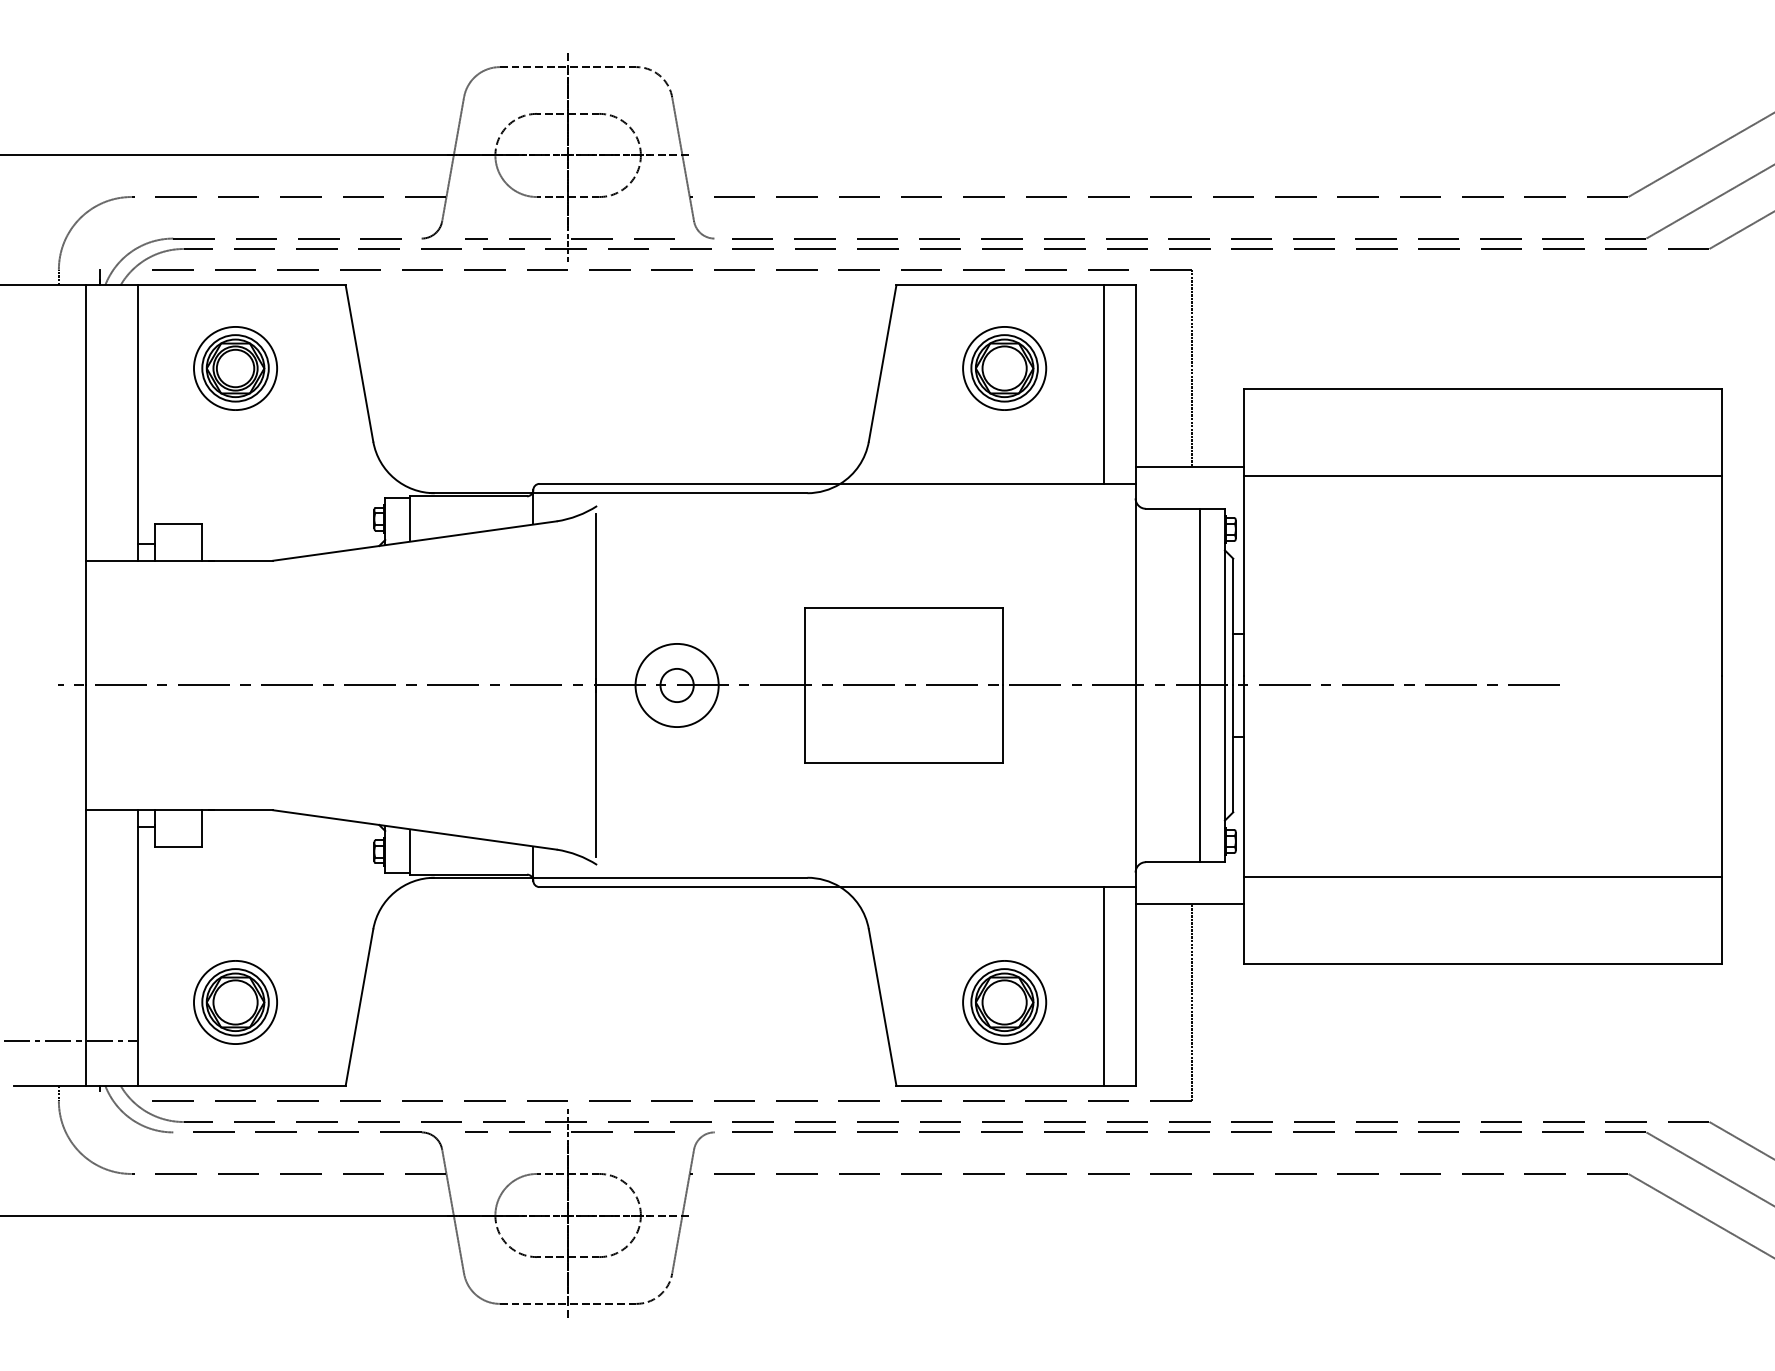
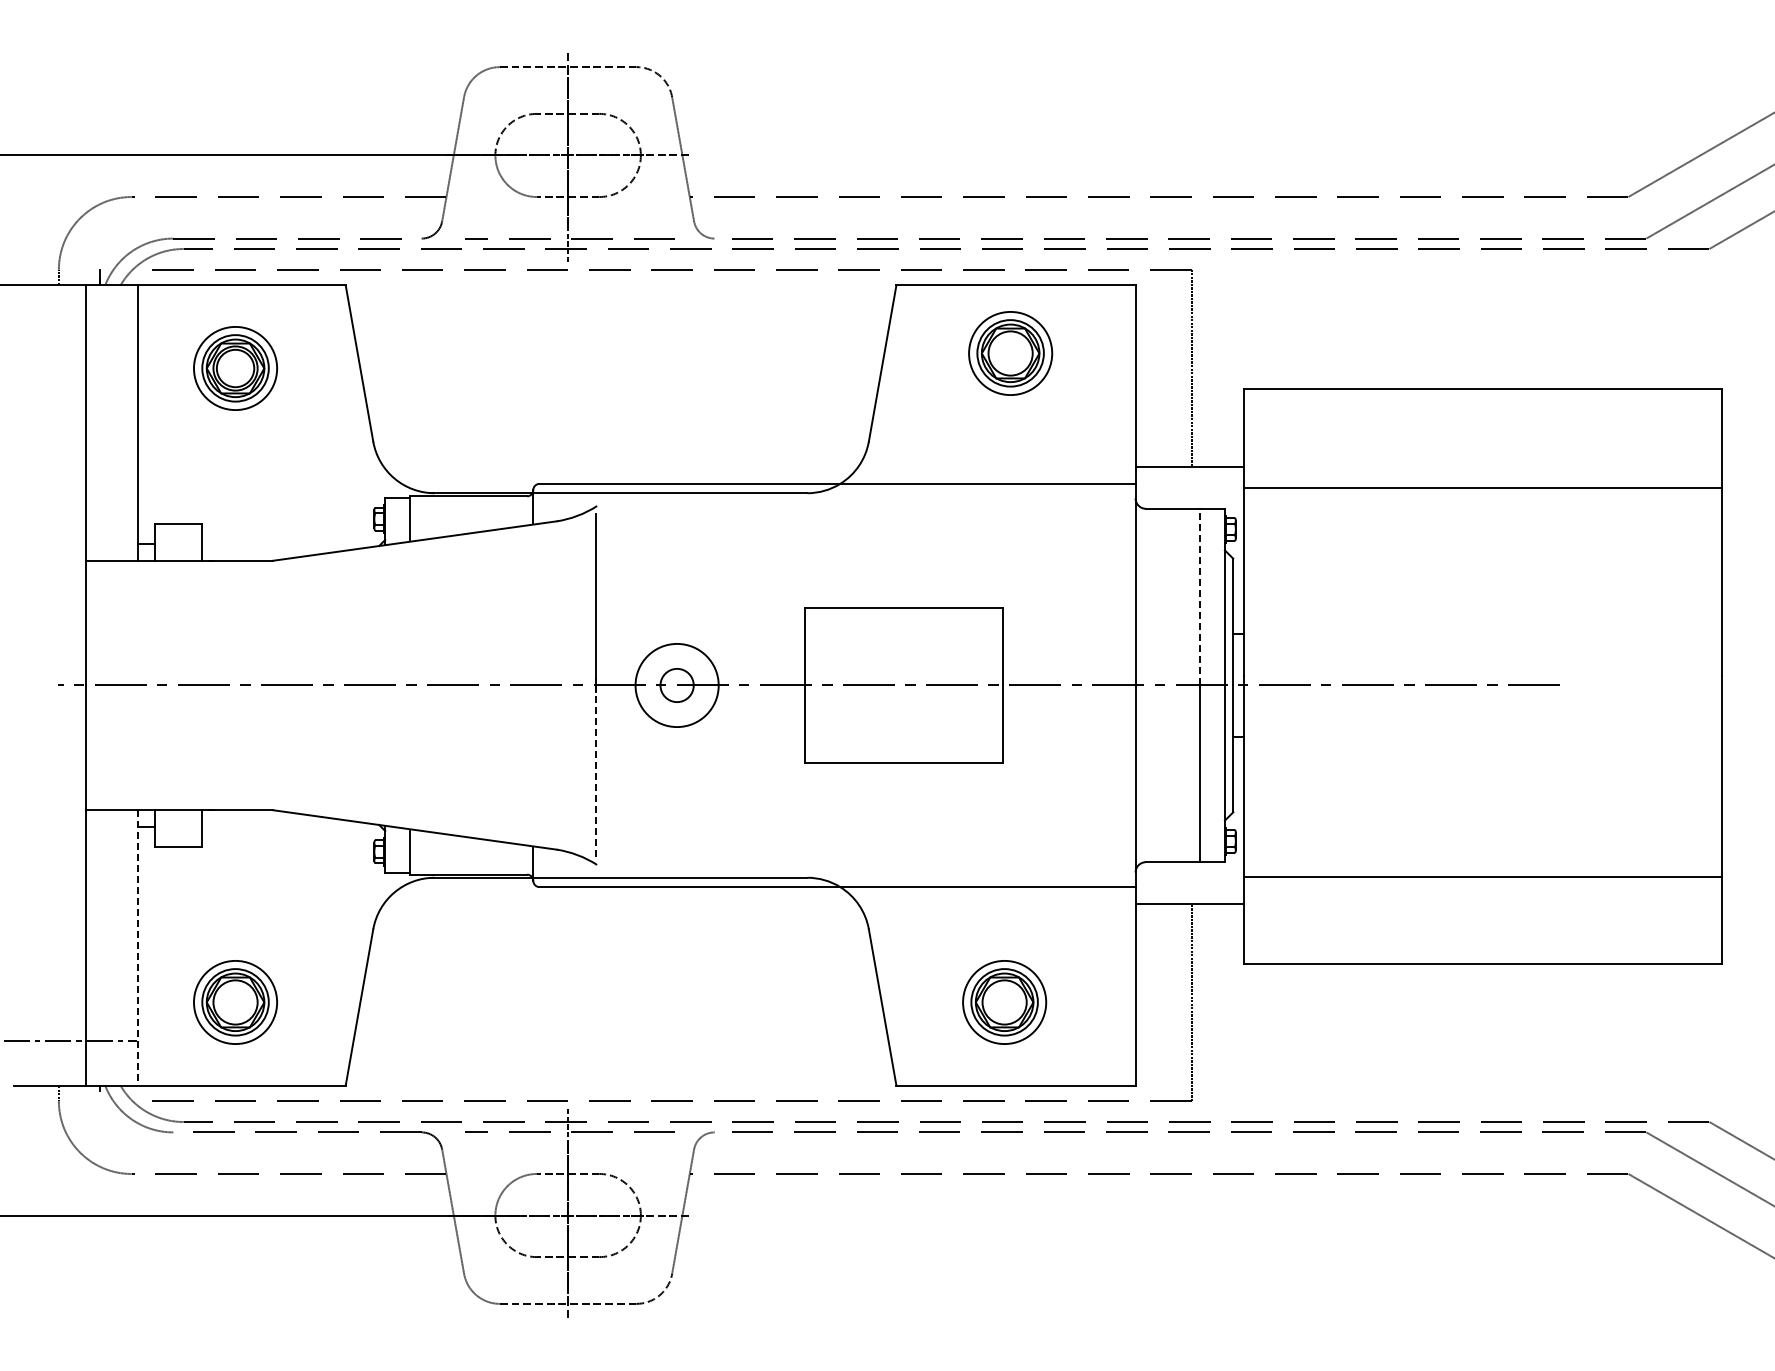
part position: (1004, 368) -> (1010, 353) (1010, 353)
line: present -> none (1104, 384)
line position: (1482, 475) -> (1482, 487) (1482, 487)
line: solid -> dashed (1200, 596)
line: solid -> dashed (595, 767)
line: solid -> dashed (137, 947)
line: present -> none (1104, 986)
